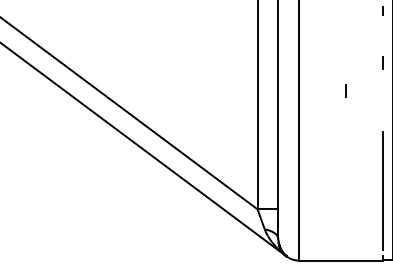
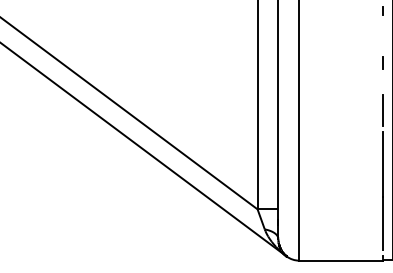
line: present -> none (345, 90)
line: none -> present (382, 109)
